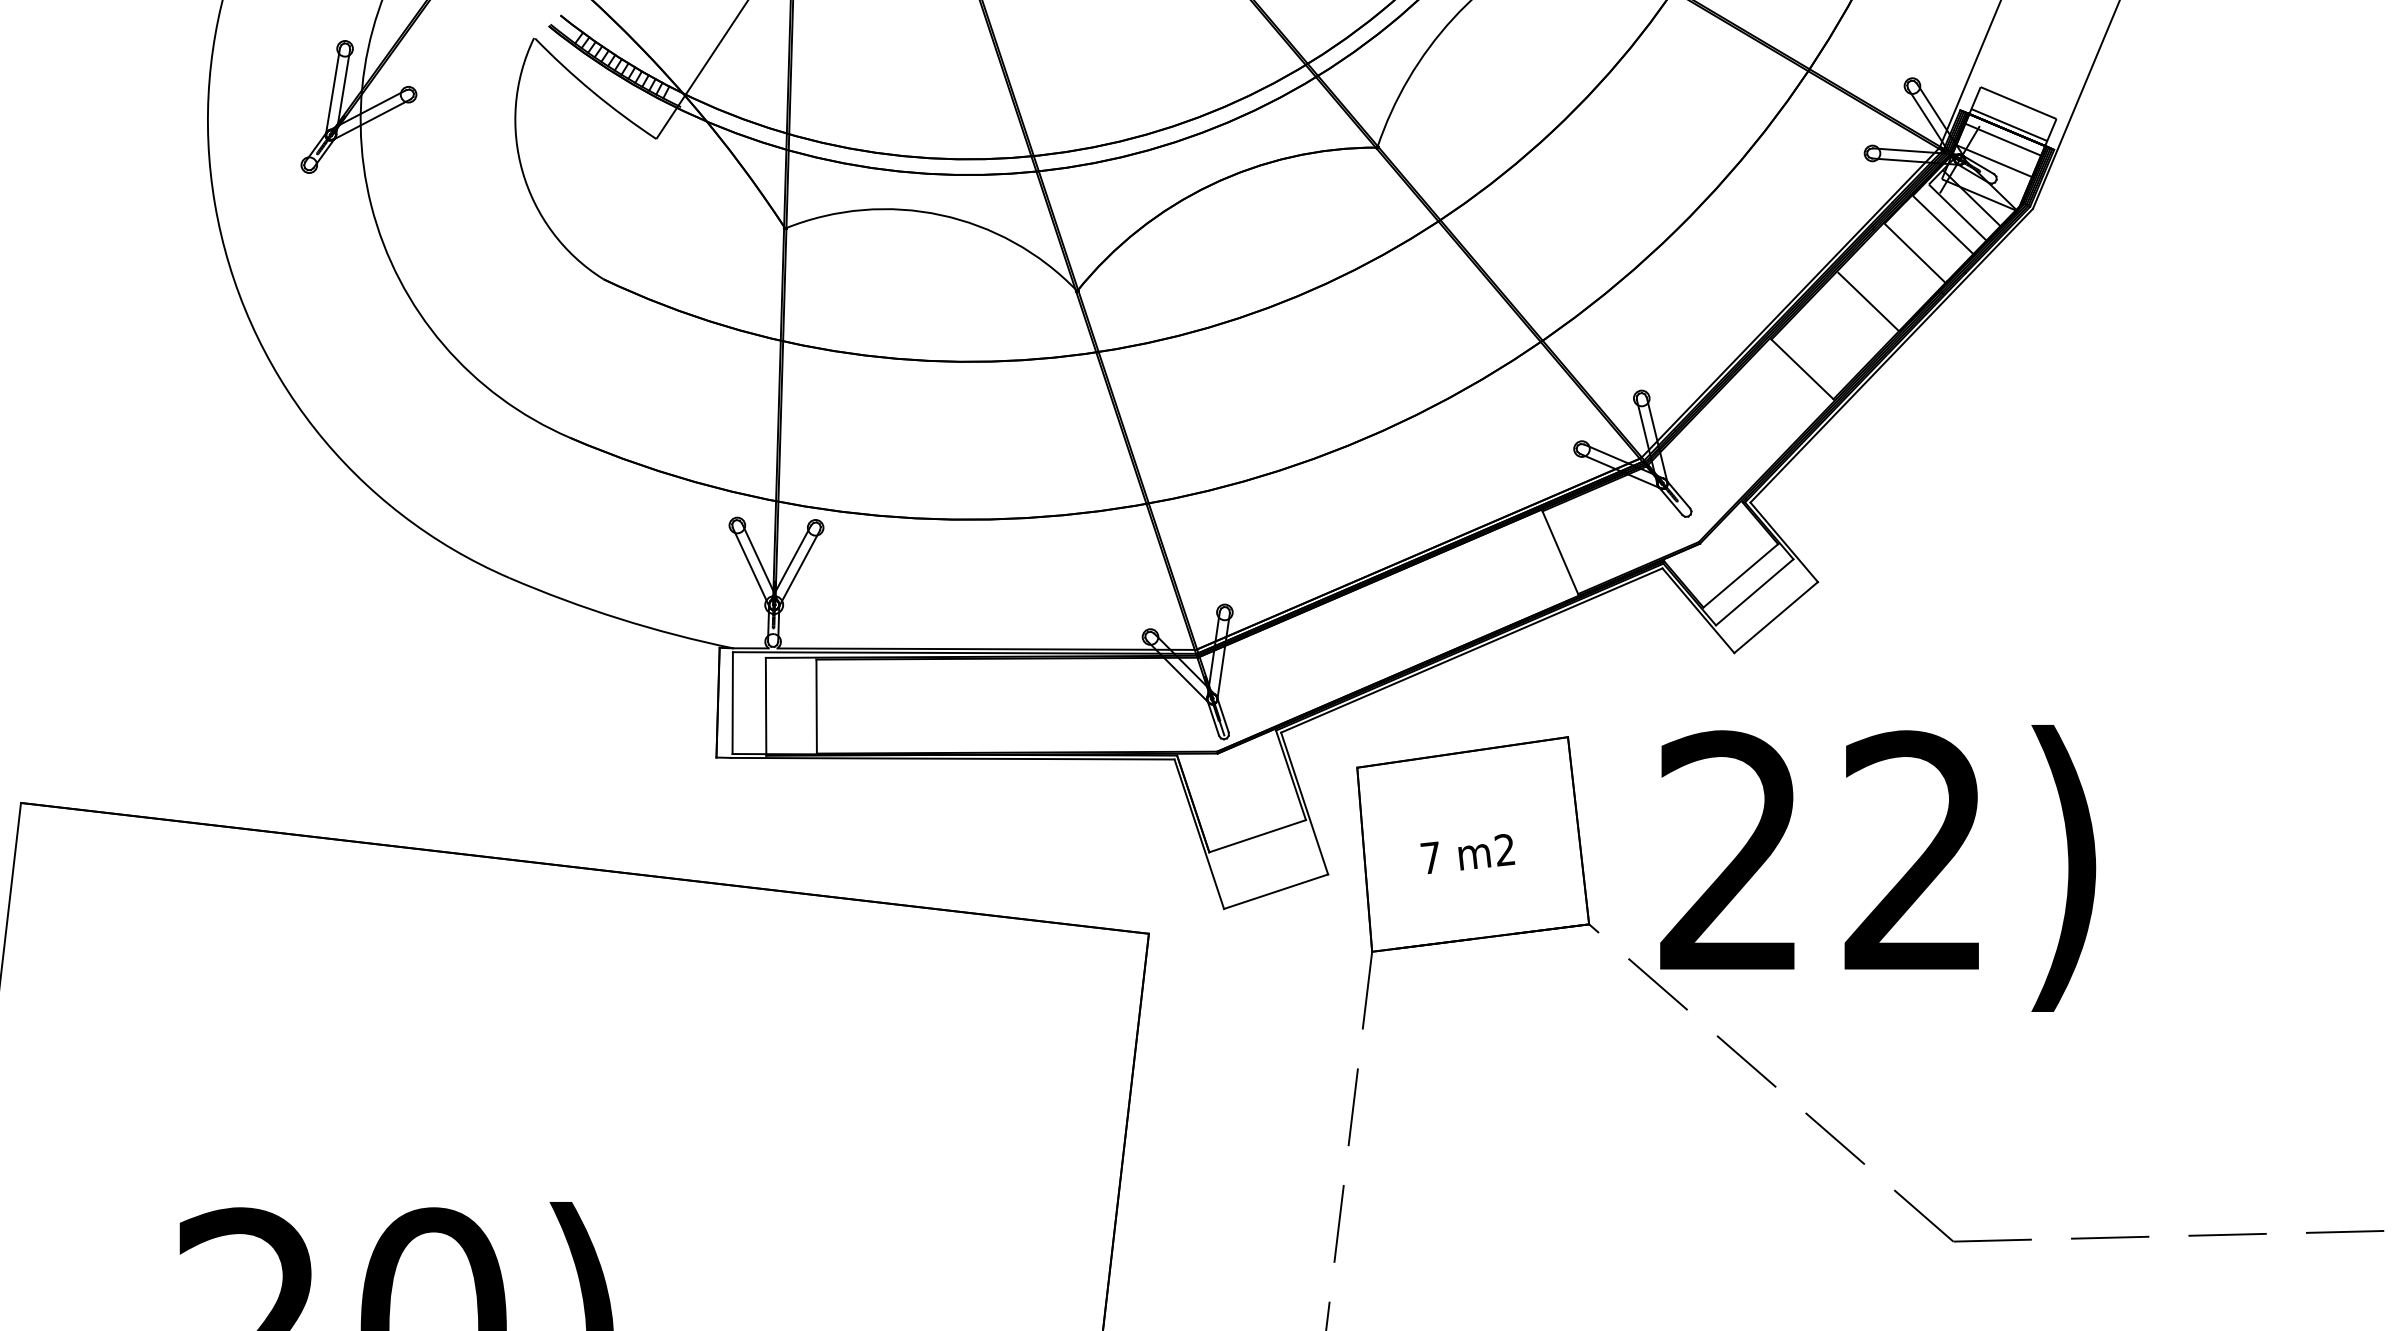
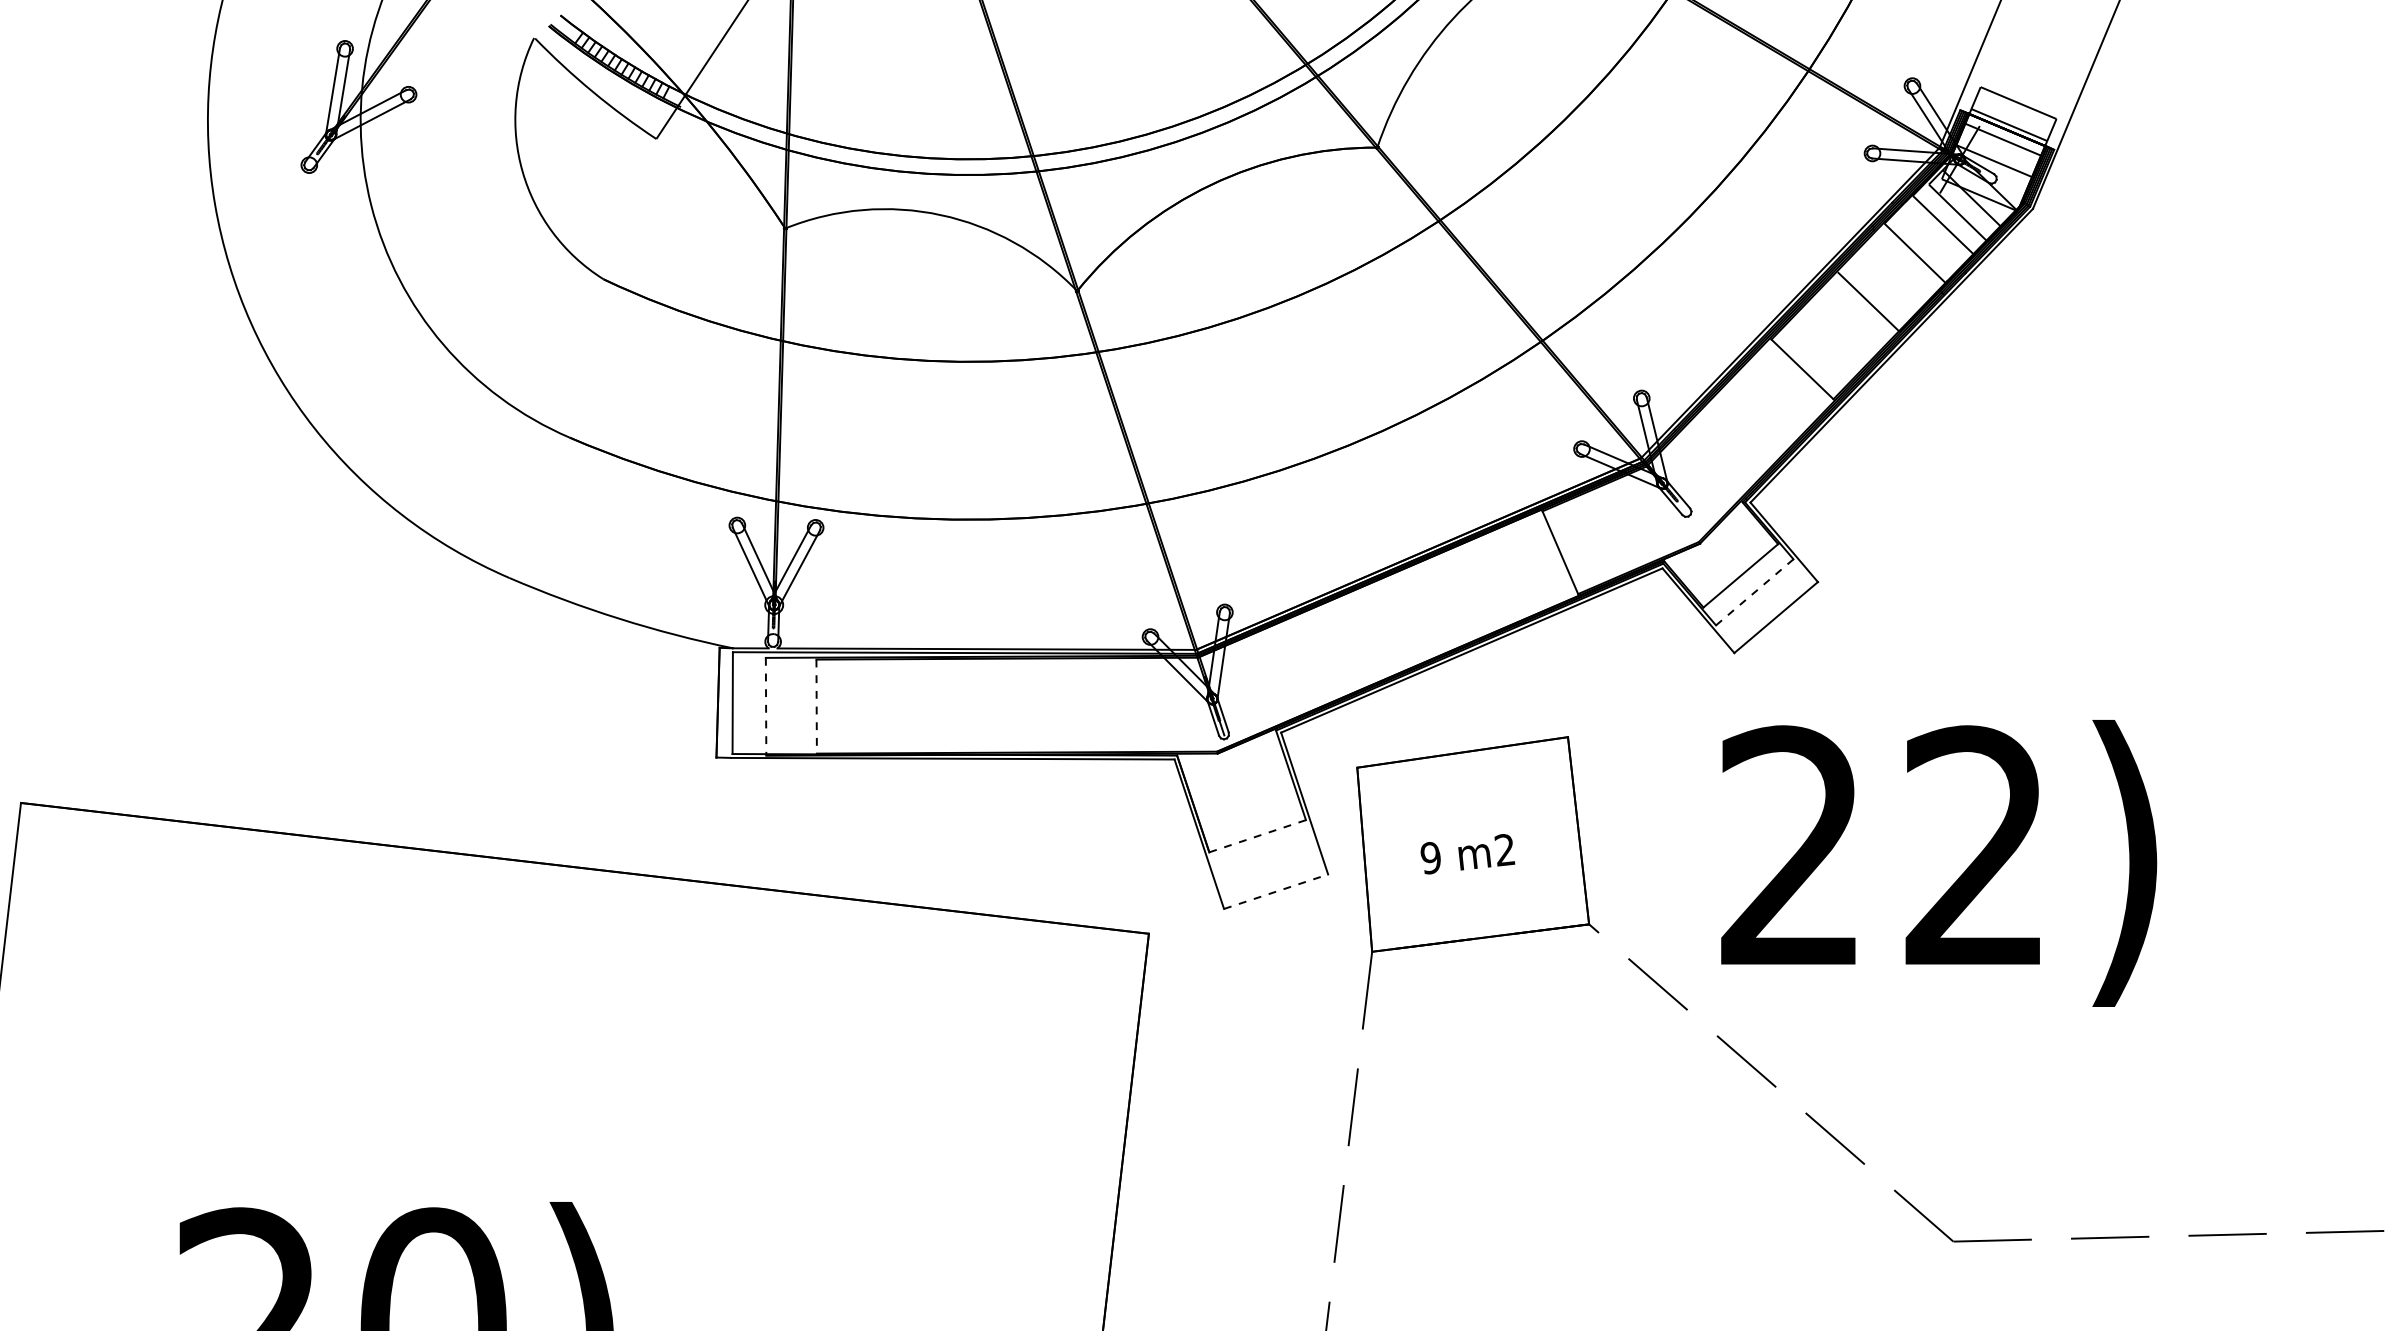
line: solid -> dashed (1754, 592)
line: solid -> dashed (766, 706)
line: solid -> dashed (816, 706)
line: solid -> dashed (1257, 836)
text: 7 -> 9 (1430, 857)
text position: (1878, 868) -> (1939, 863) (1939, 863)
line: solid -> dashed (1276, 891)
